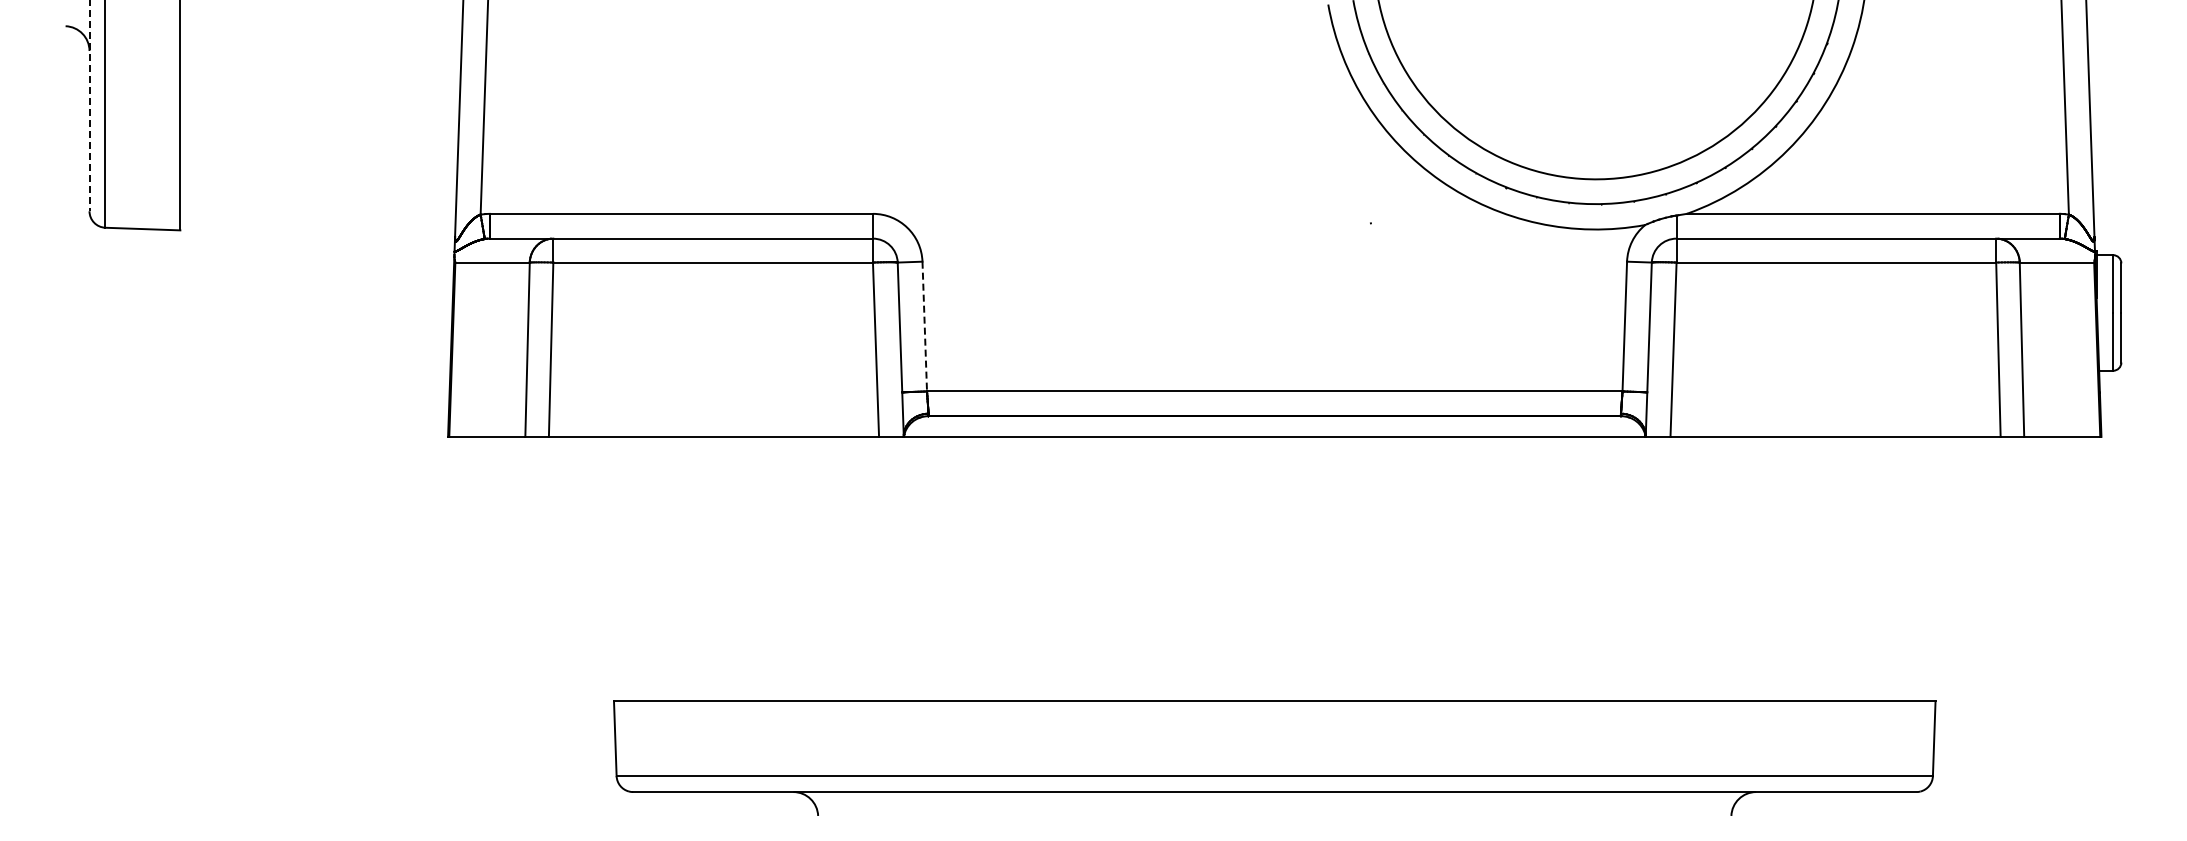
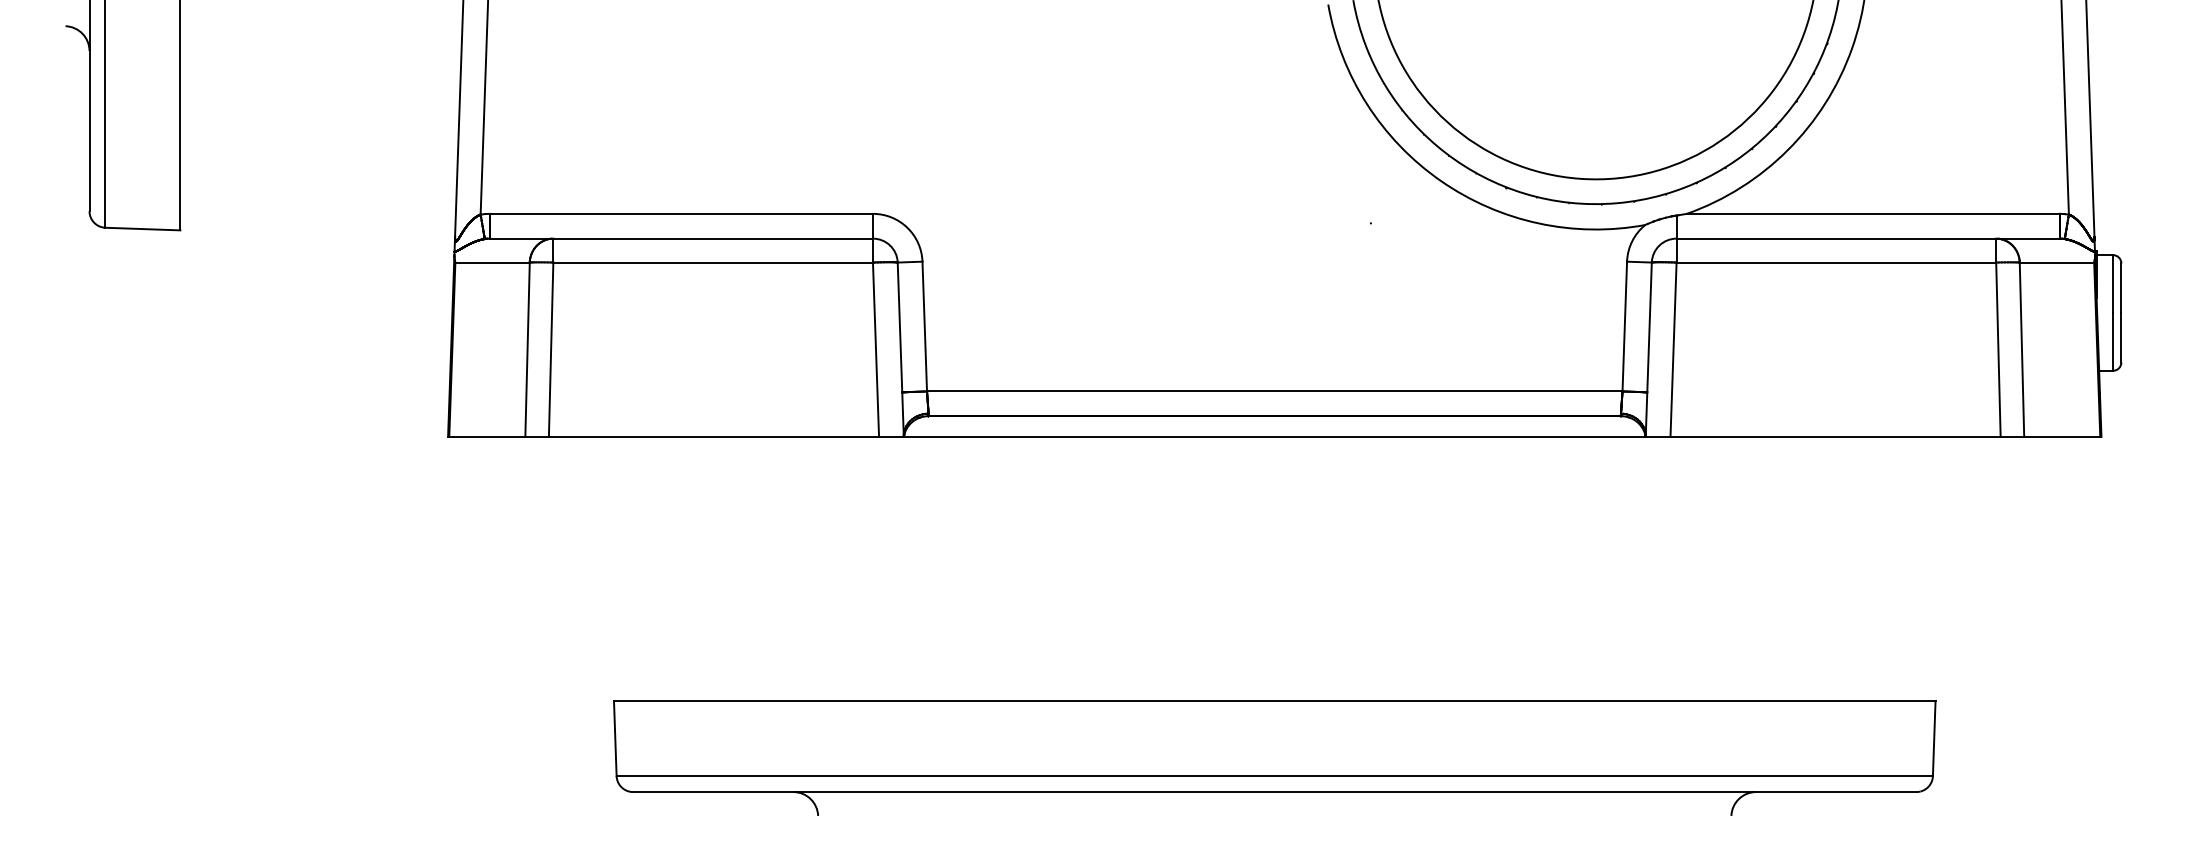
line: dashed -> solid (89, 106)
line: dashed -> solid (924, 326)
